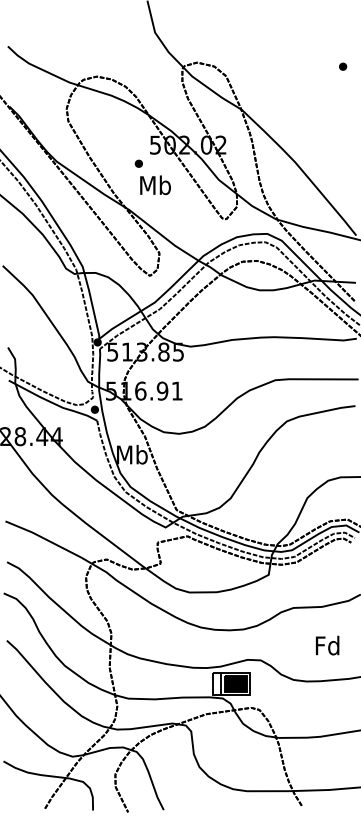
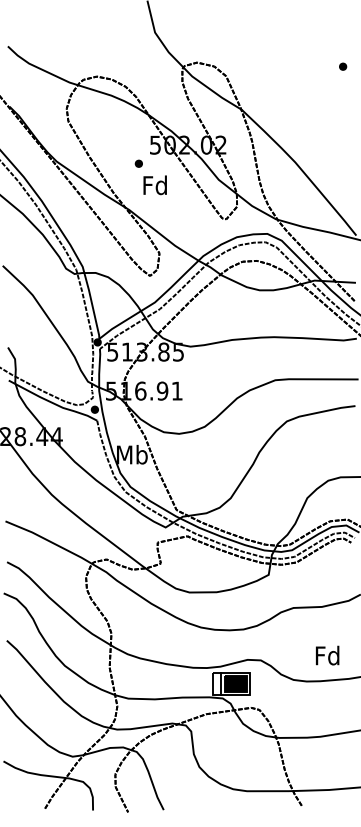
text: Mb -> Fd (155, 185)
text position: (327, 645) -> (327, 655) (327, 655)
